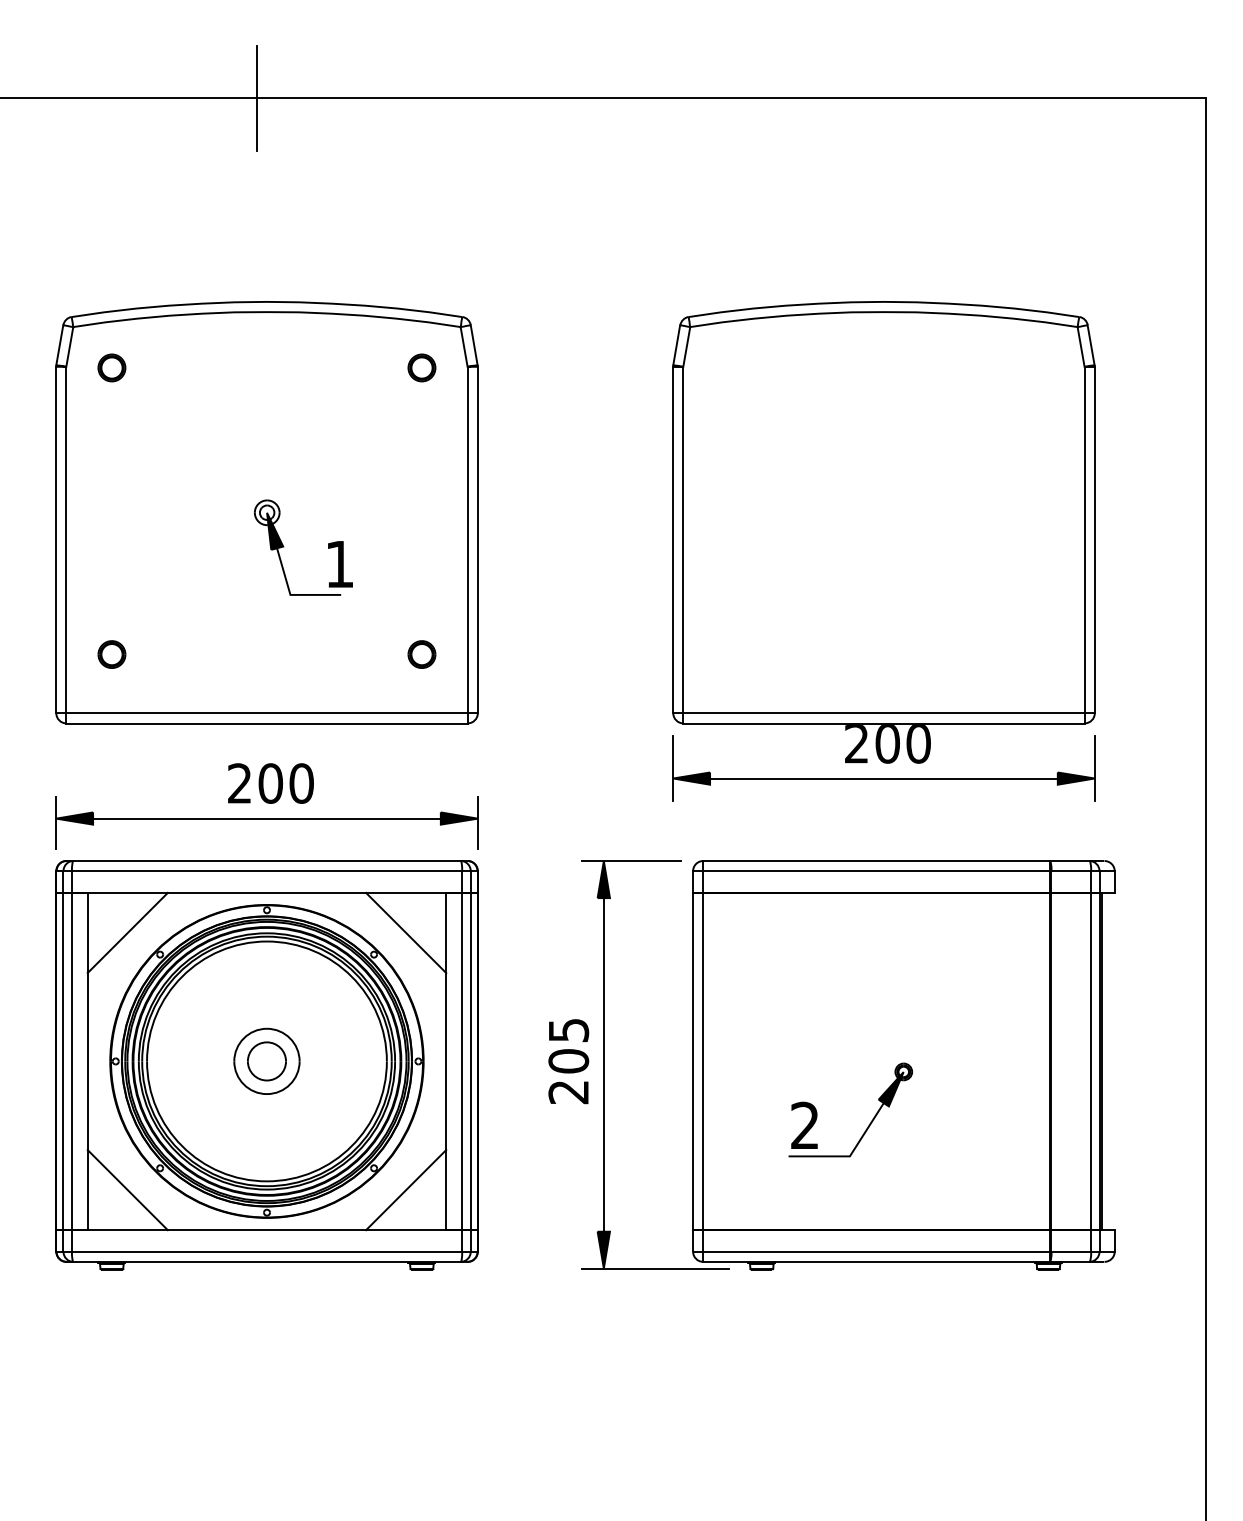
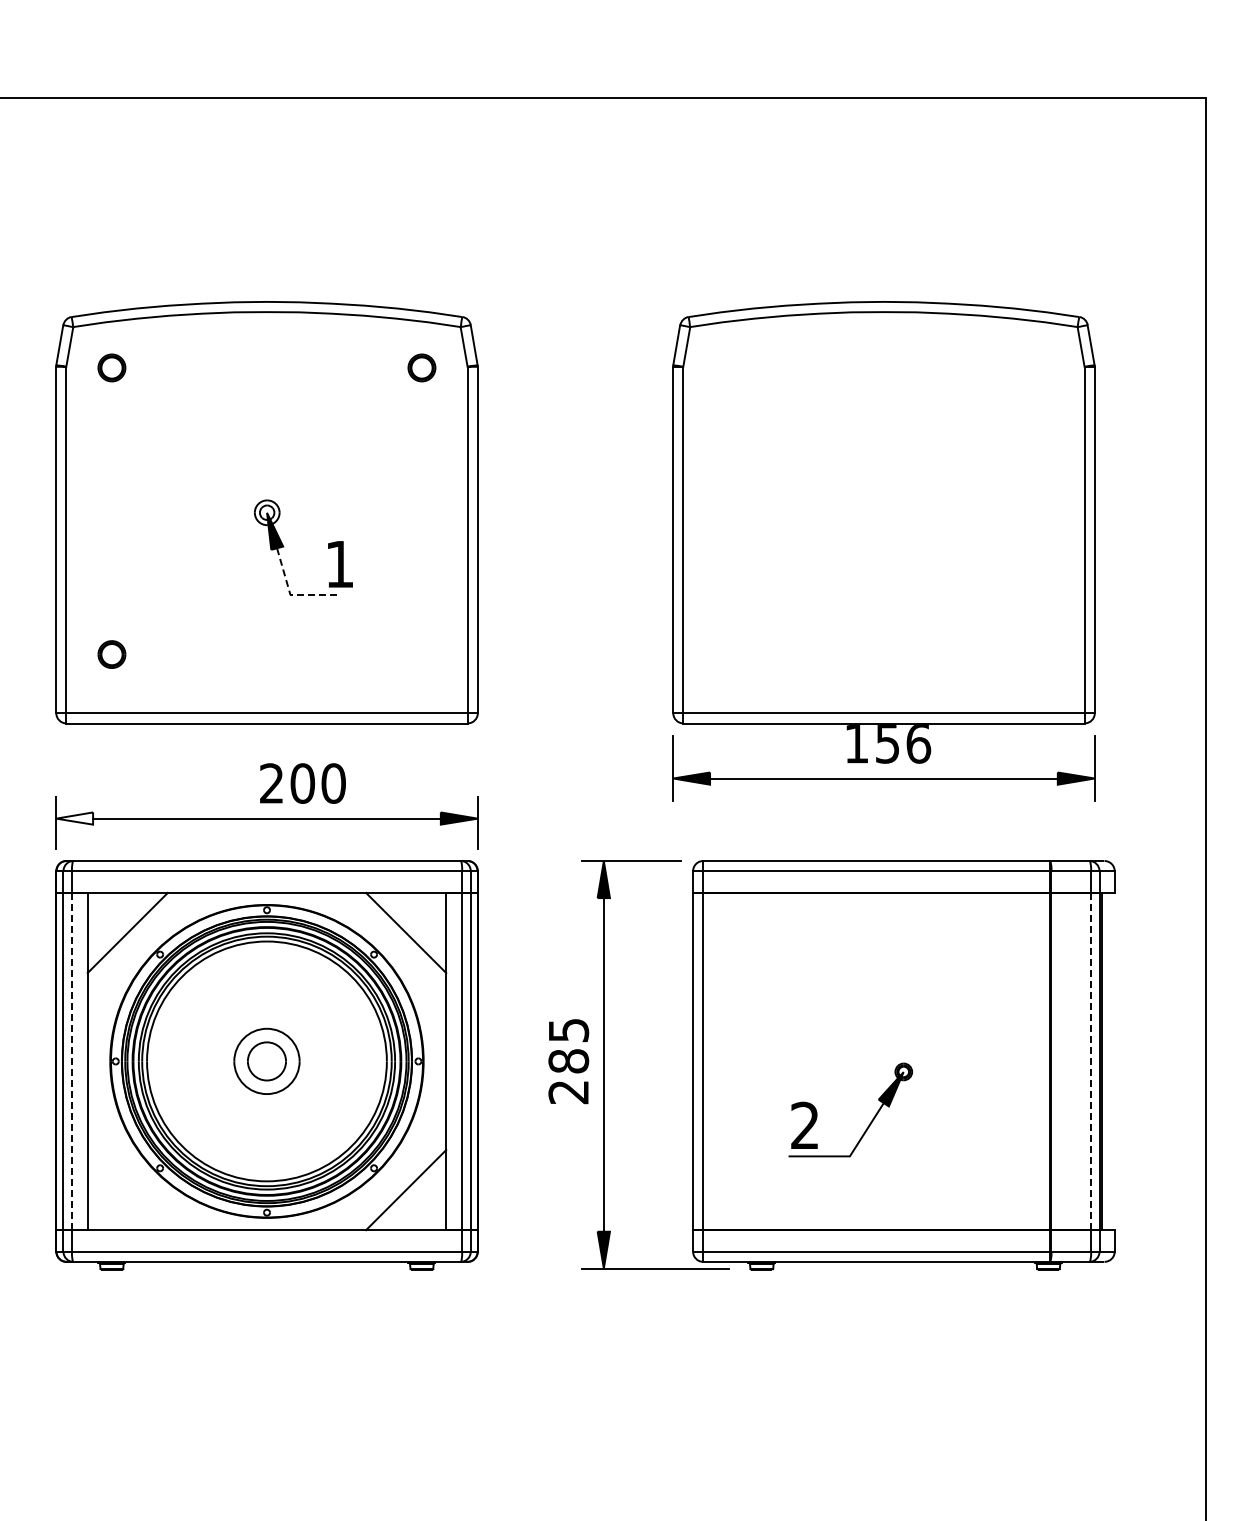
line: present -> none (257, 97)
line: solid -> dashed (292, 594)
part: present -> none (421, 654)
text: 200 -> 156 (888, 744)
text position: (270, 783) -> (302, 783) (302, 783)
fill: present -> none (74, 818)
line: solid -> dashed (71, 1061)
text: 205 -> 285 (568, 1061)
line: solid -> dashed (1091, 1061)
line: present -> none (127, 1190)
